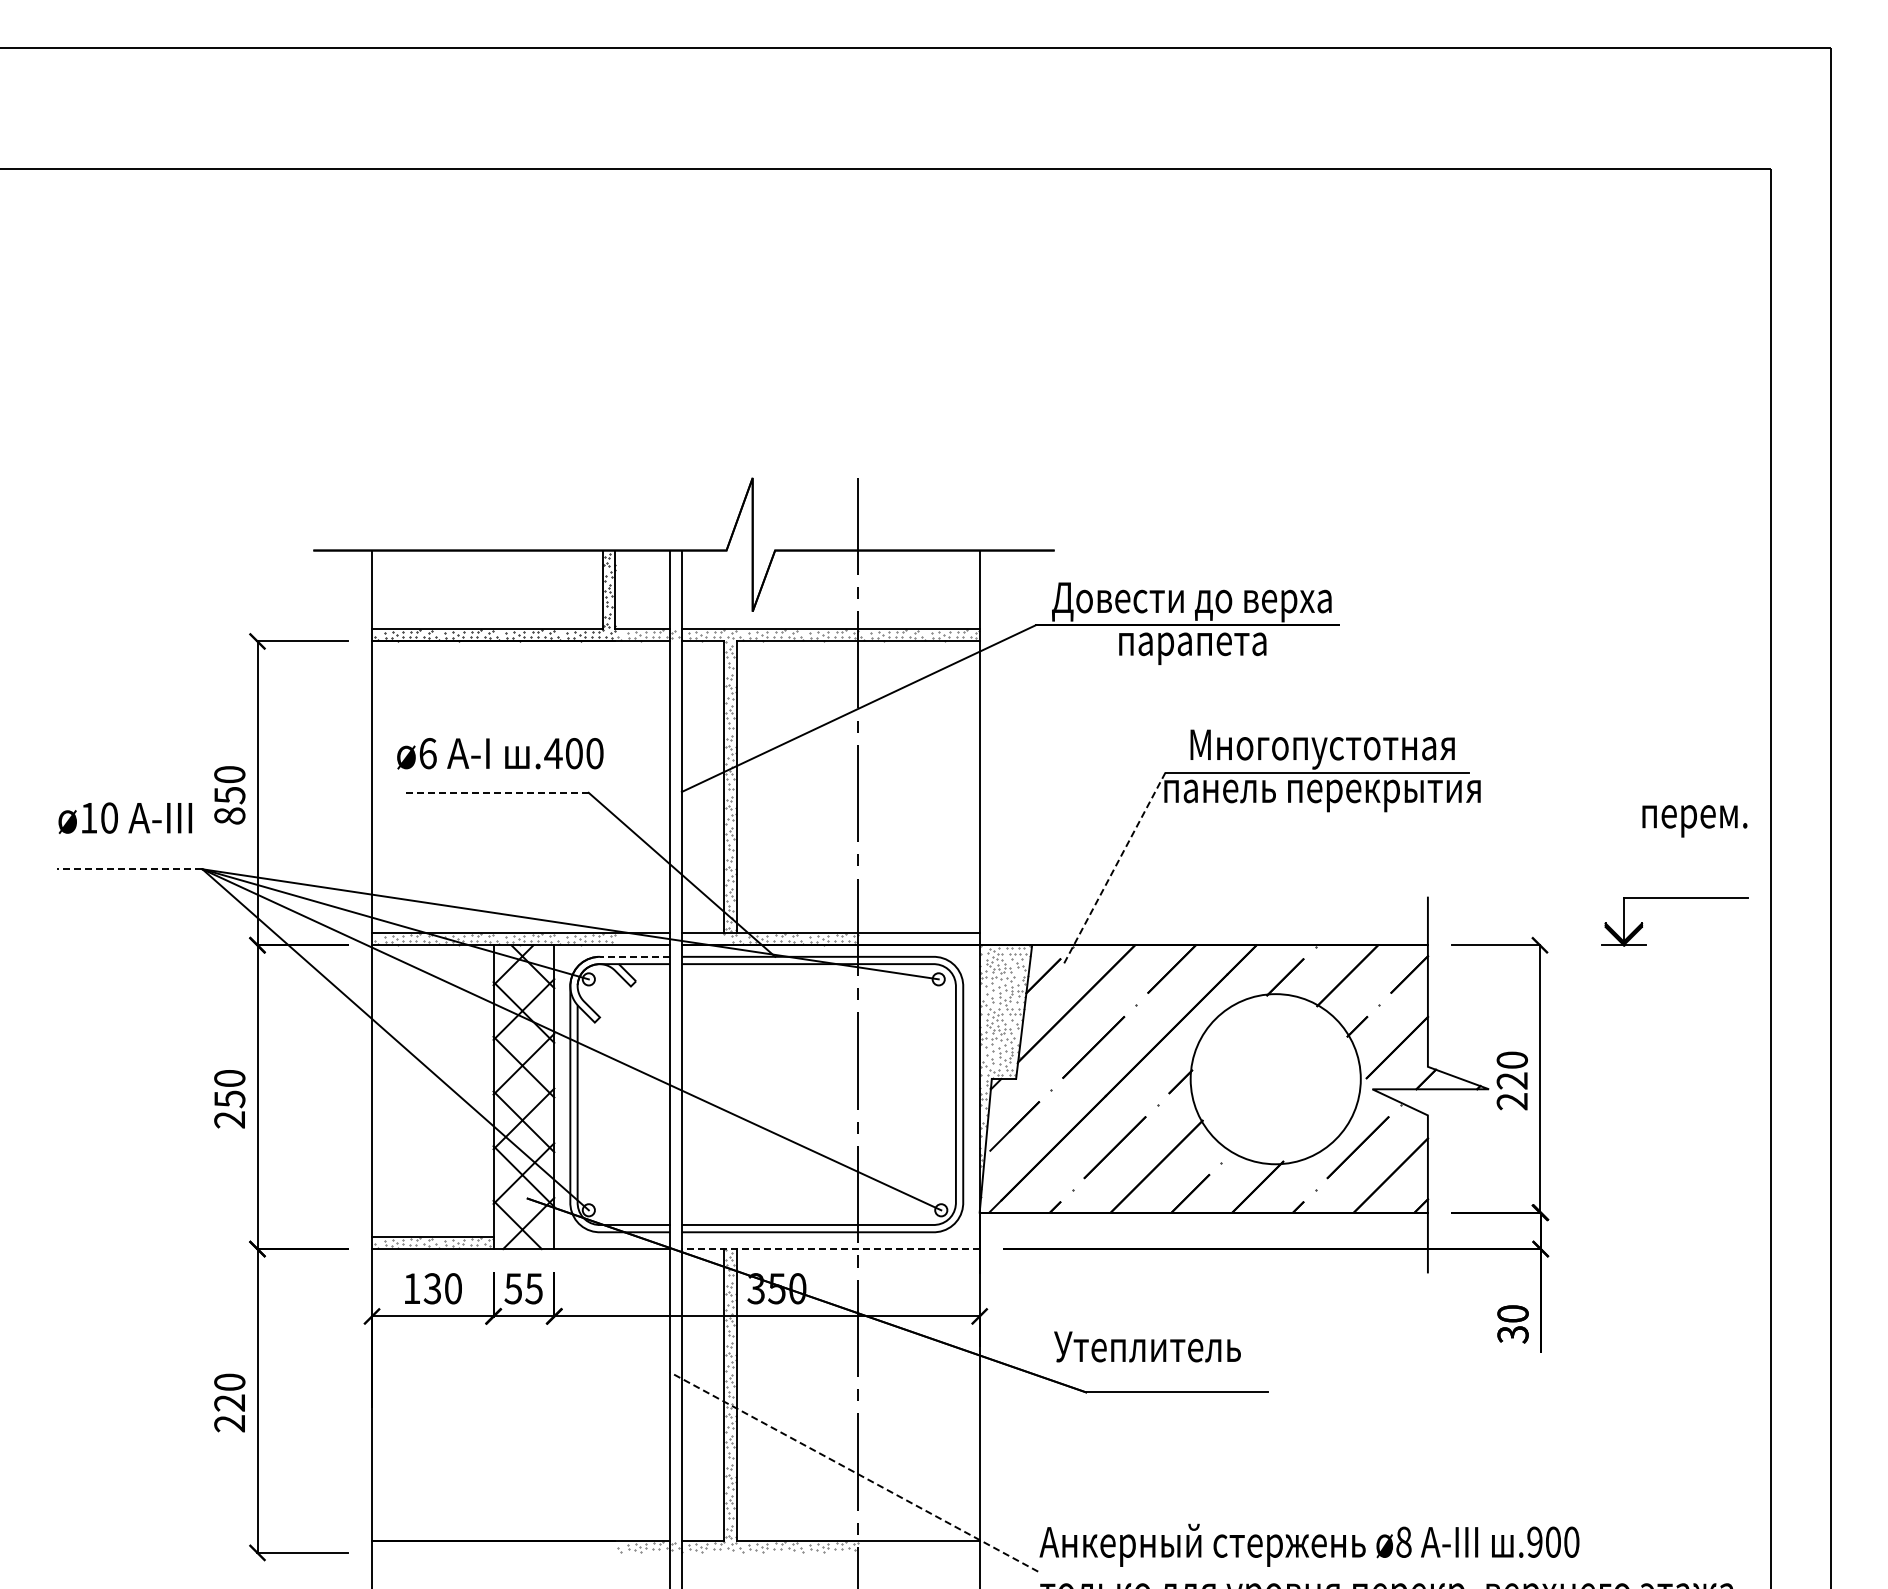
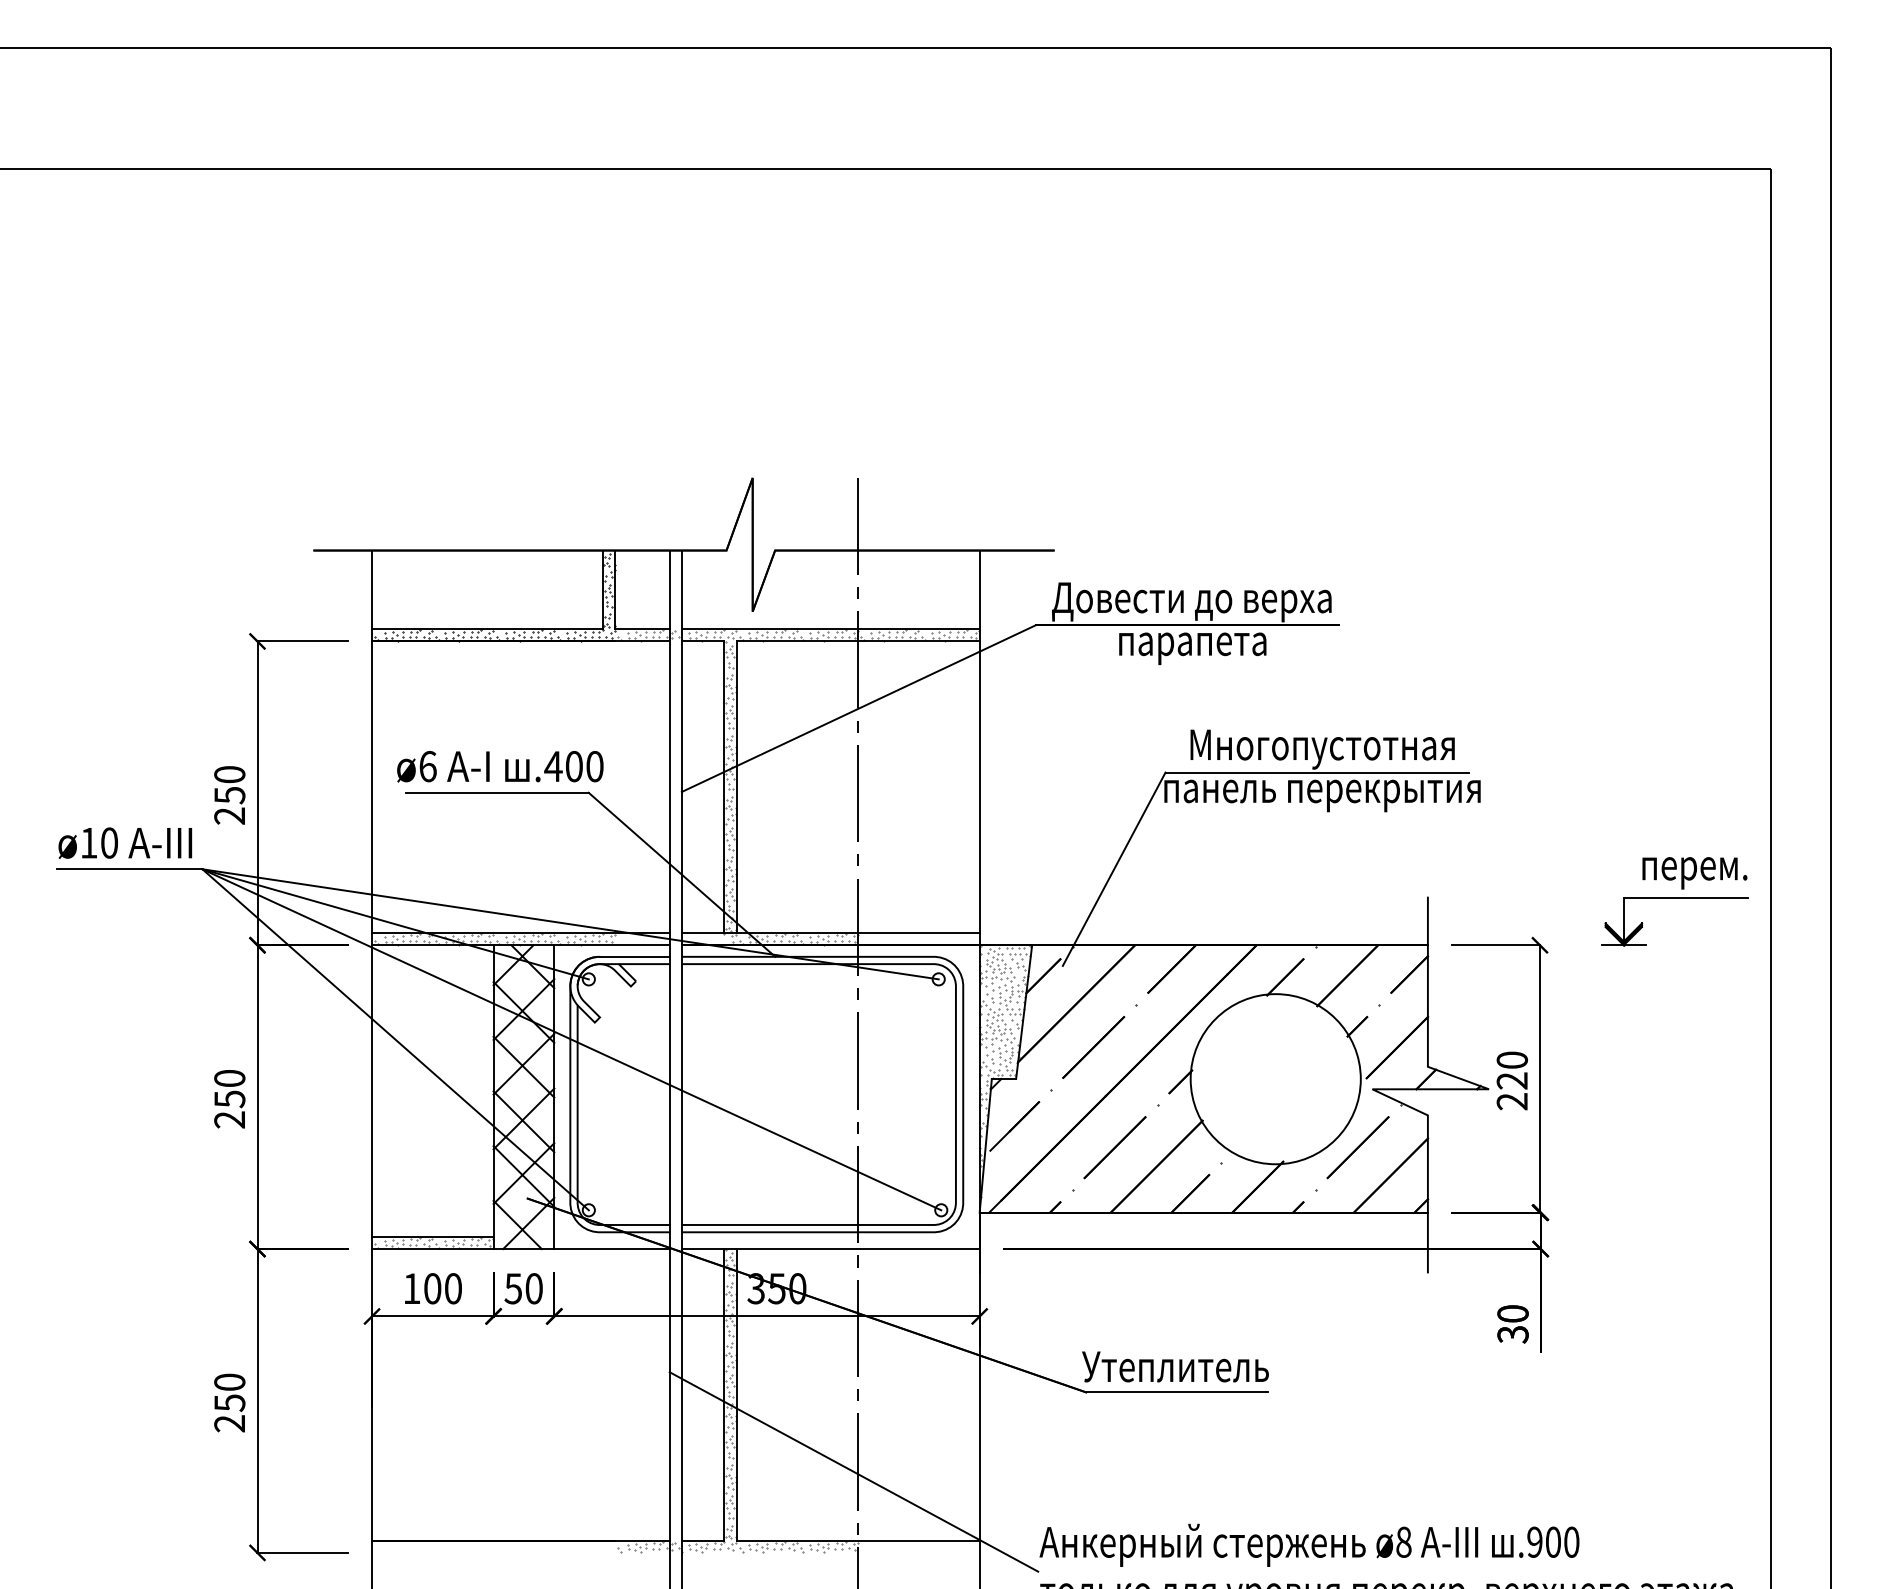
text position: (500, 753) -> (500, 766) (500, 766)
line: dashed -> solid (497, 792)
text: 850 -> 250 (229, 815)
text position: (125, 817) -> (125, 842) (125, 842)
text position: (1694, 821) -> (1694, 873) (1694, 873)
line: dashed -> solid (129, 869)
line: dashed -> solid (1113, 869)
line: dashed -> solid (634, 956)
line: dashed -> solid (830, 1249)
text: 130 -> 100 (432, 1288)
text: 55 -> 50 (533, 1288)
text position: (1147, 1346) -> (1175, 1366) (1175, 1366)
text: 220 -> 250 (229, 1403)
line: dashed -> solid (853, 1471)
